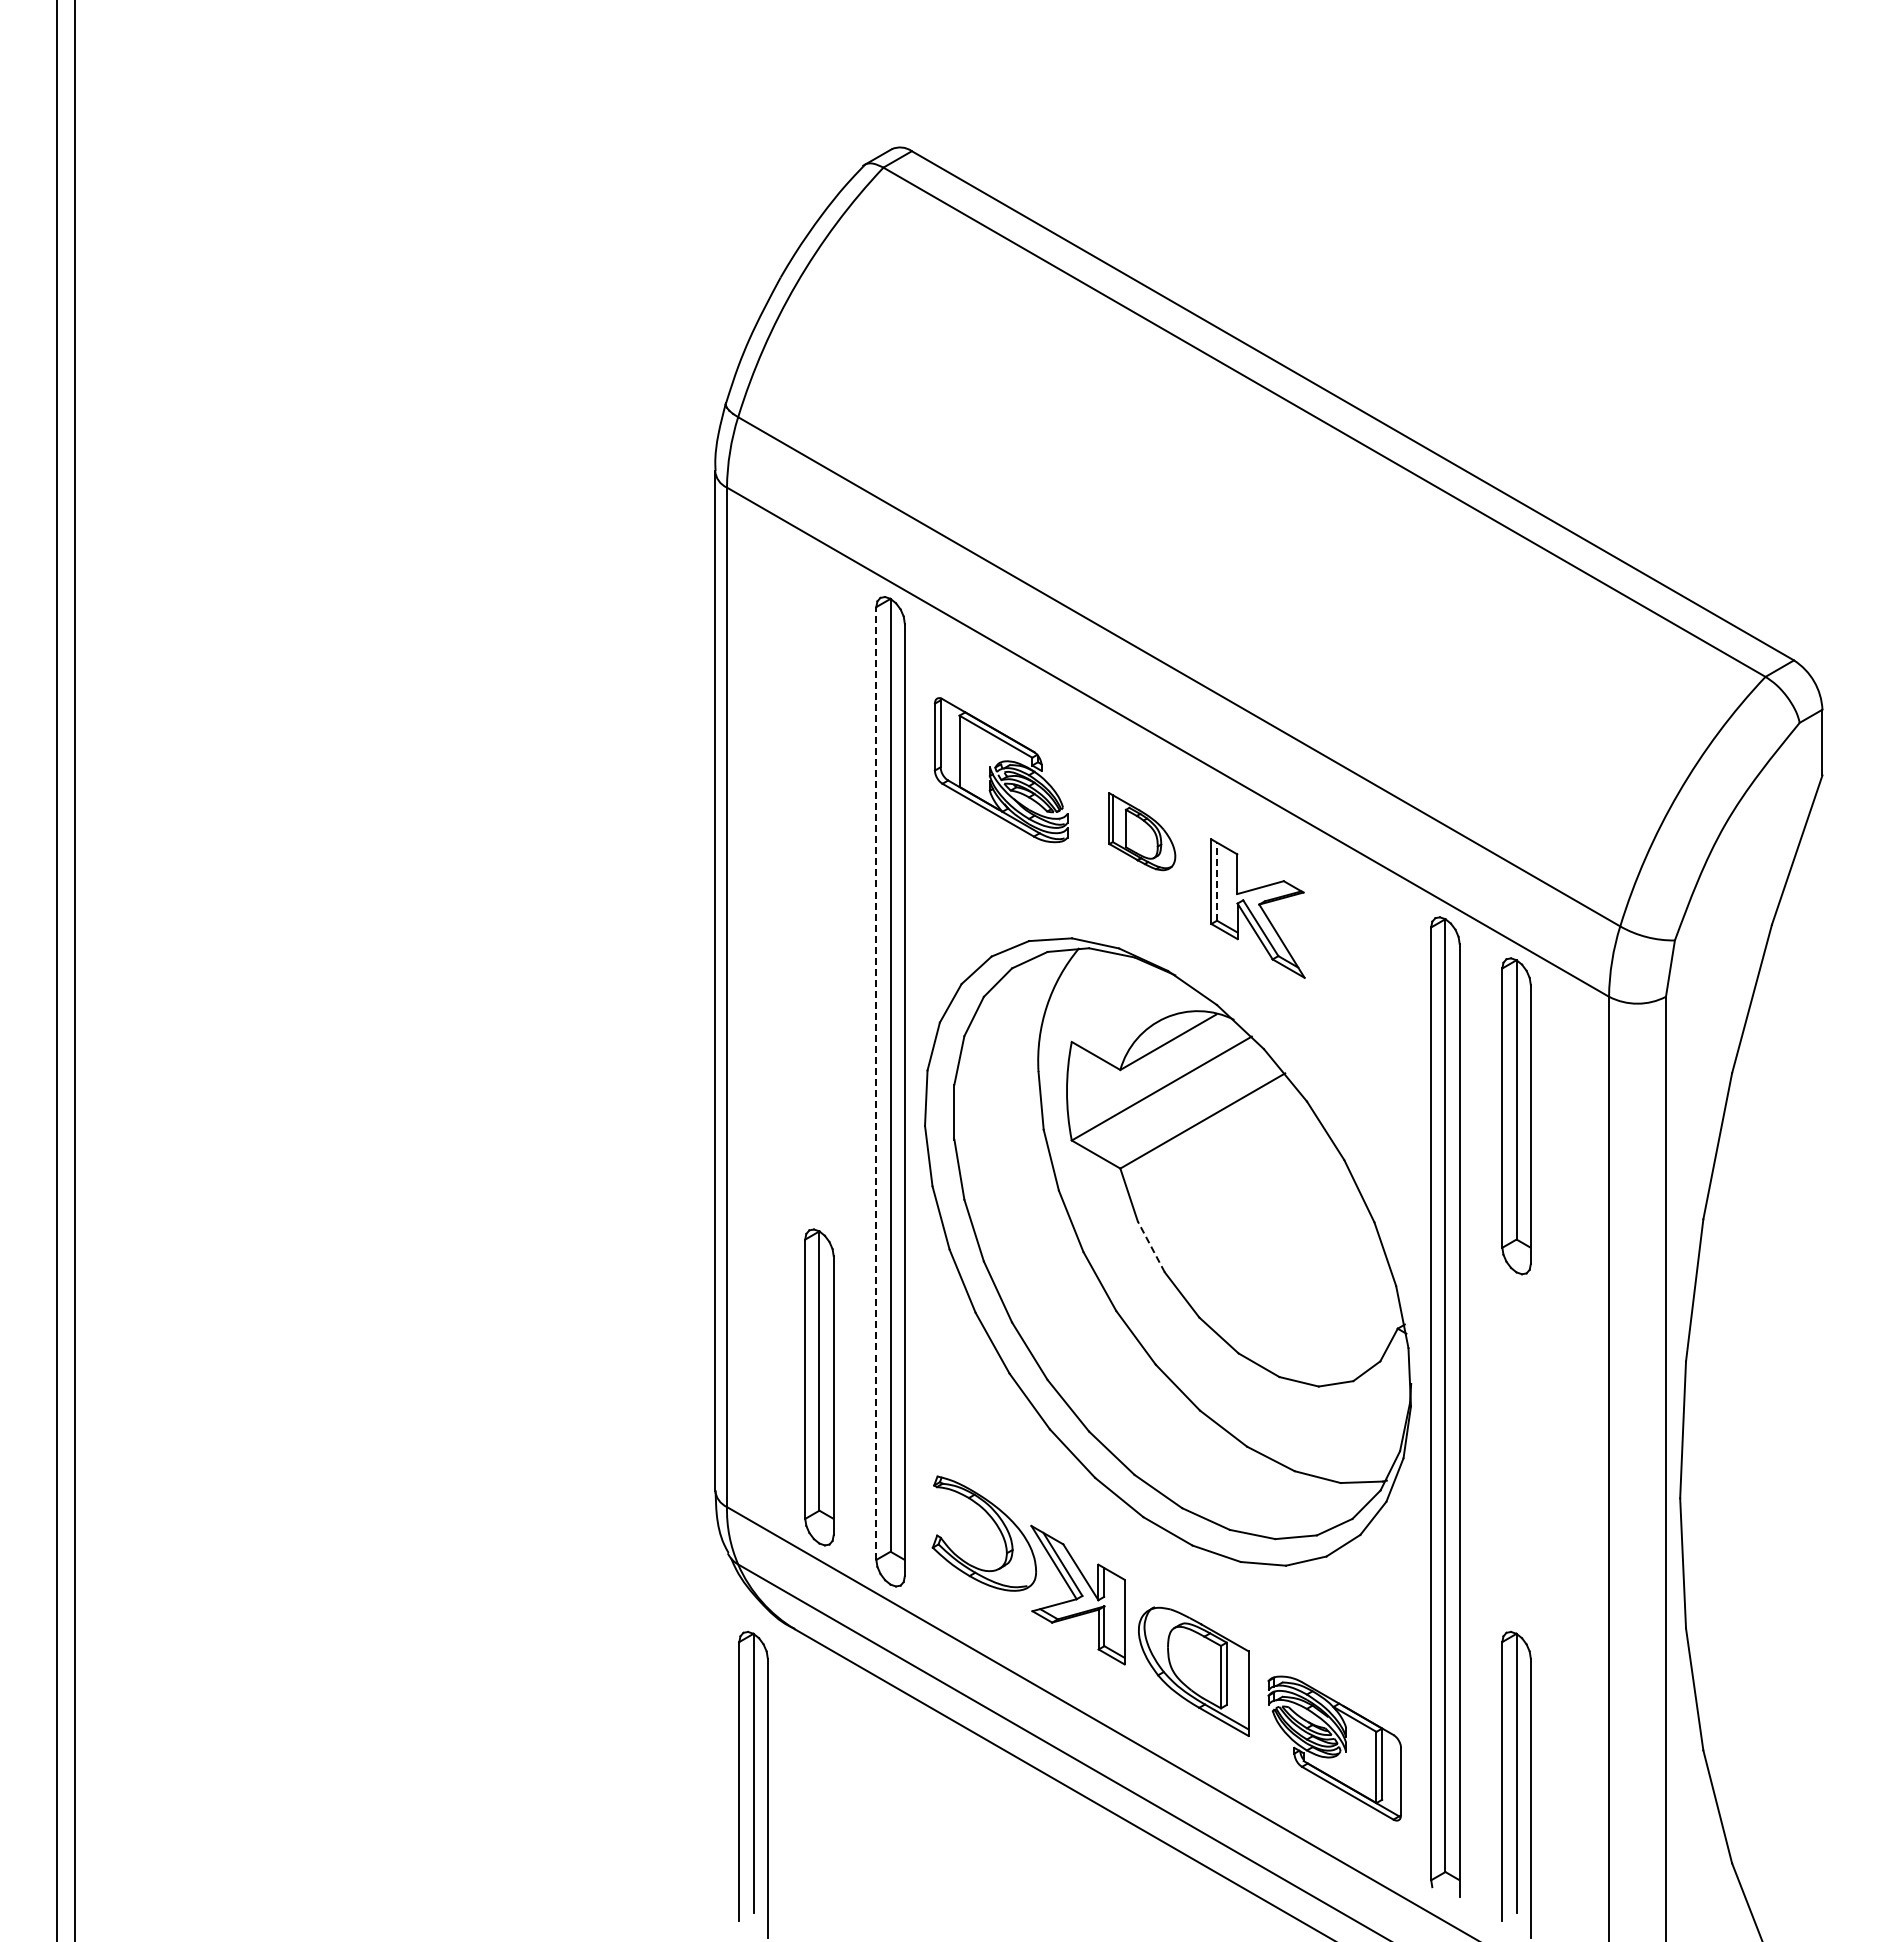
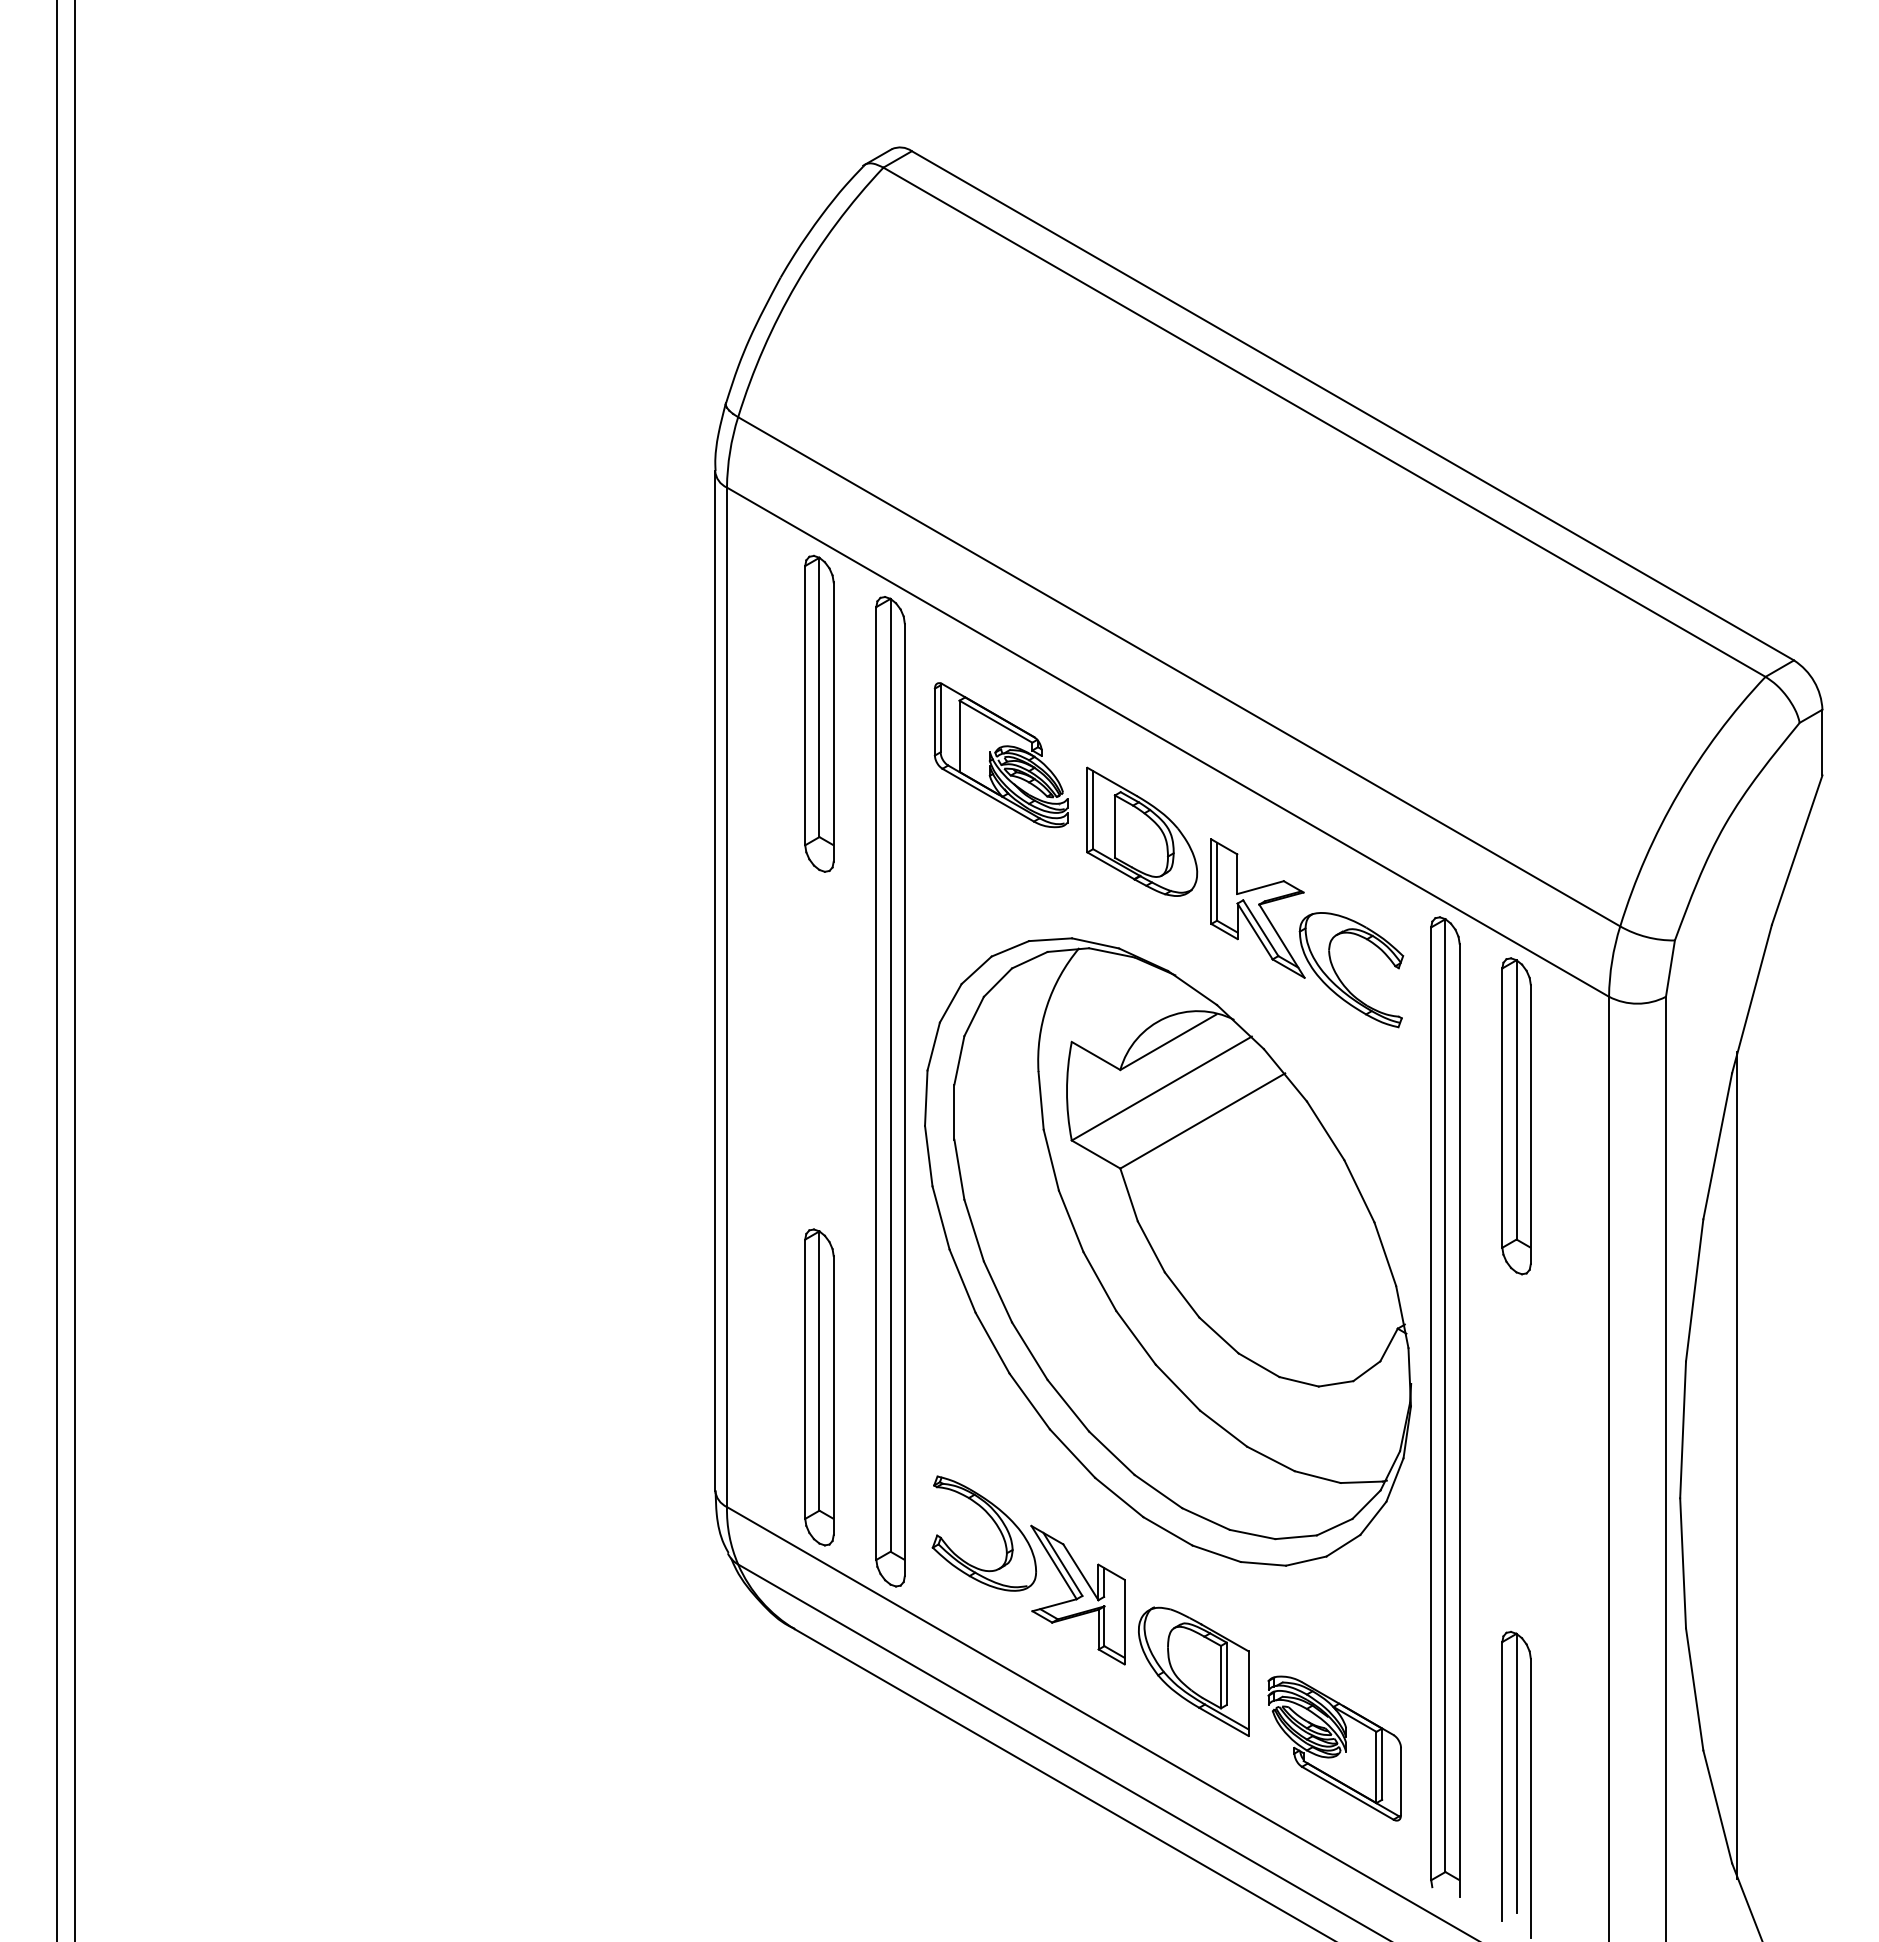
part: none -> present (819, 713)
part position: (1000, 770) -> (1000, 755) (1000, 755)
part size: 69x80 px -> 113x131 px (1142, 831)
line: dashed -> solid (1217, 881)
part: none -> present (1339, 977)
line: dashed -> solid (876, 1083)
line: dashed -> solid (1151, 1246)
line: none -> present (1737, 1465)
part: present -> none (753, 1784)
